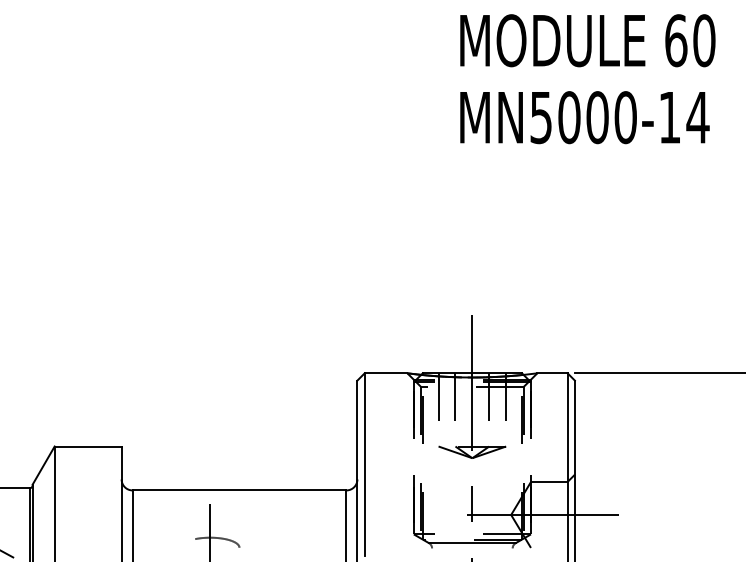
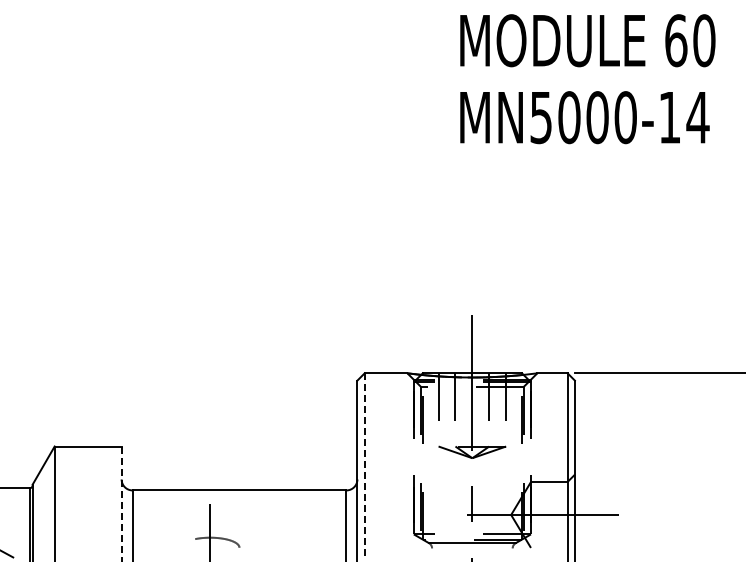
line: solid -> dashed (364, 464)
line: solid -> dashed (121, 504)
